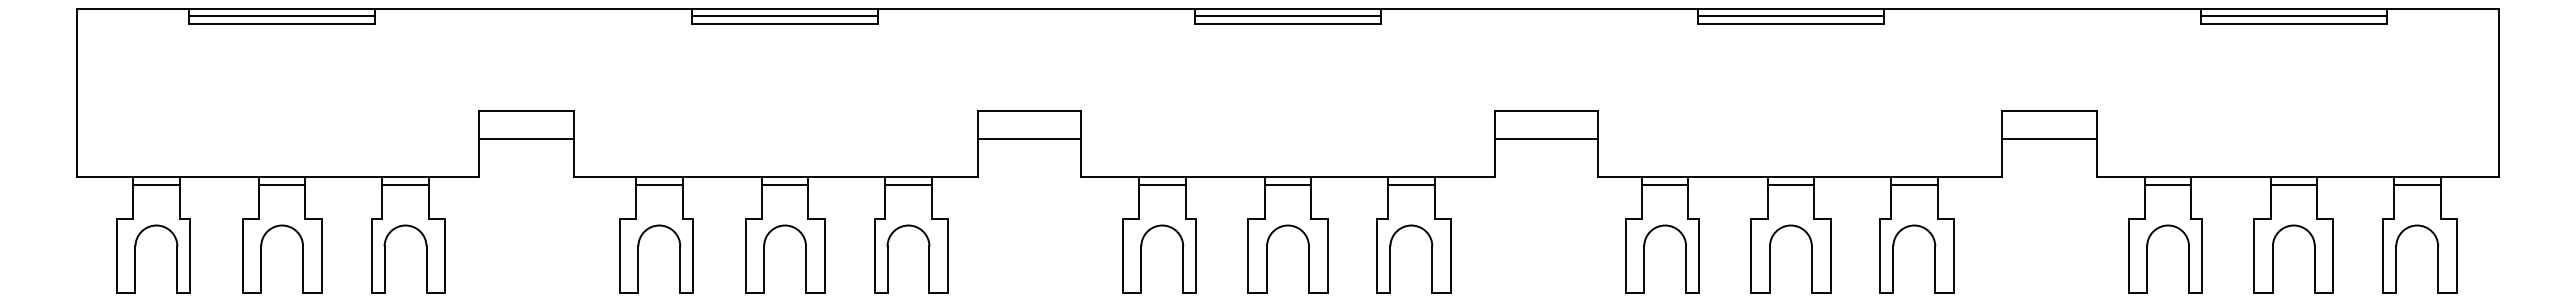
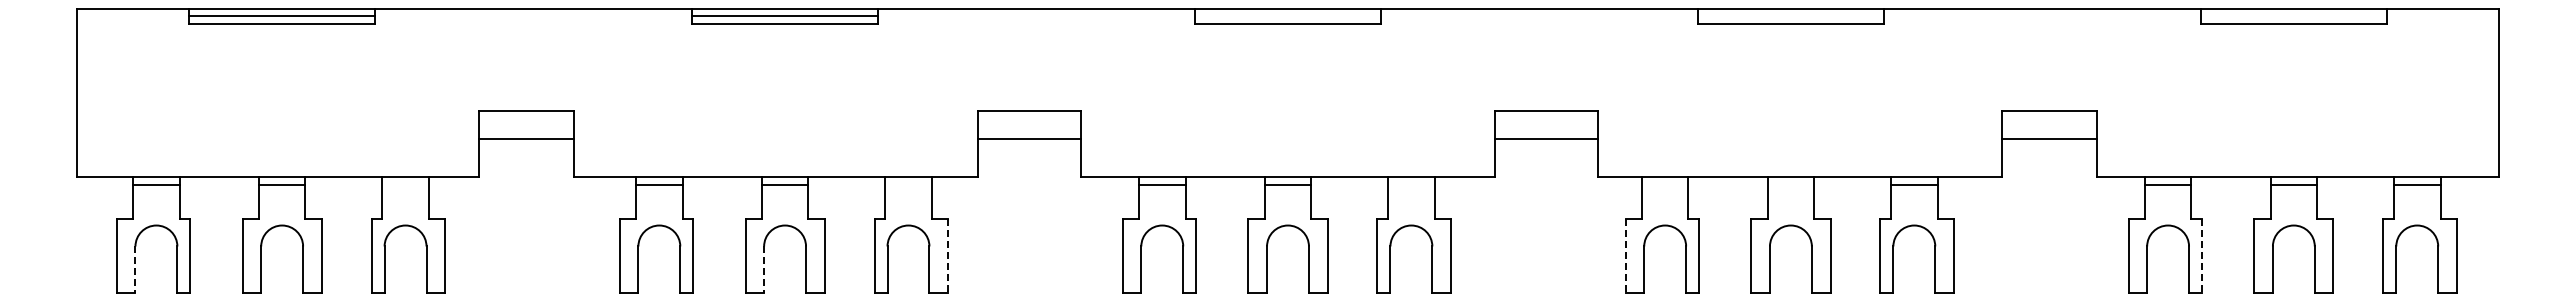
line: present -> none (1287, 16)
line: present -> none (1790, 16)
line: present -> none (2293, 16)
line: present -> none (405, 185)
line: present -> none (908, 185)
line: present -> none (1411, 185)
line: present -> none (1664, 185)
line: present -> none (1790, 185)
line: solid -> dashed (948, 256)
line: solid -> dashed (1625, 256)
line: solid -> dashed (2202, 256)
line: solid -> dashed (135, 270)
line: solid -> dashed (764, 270)
